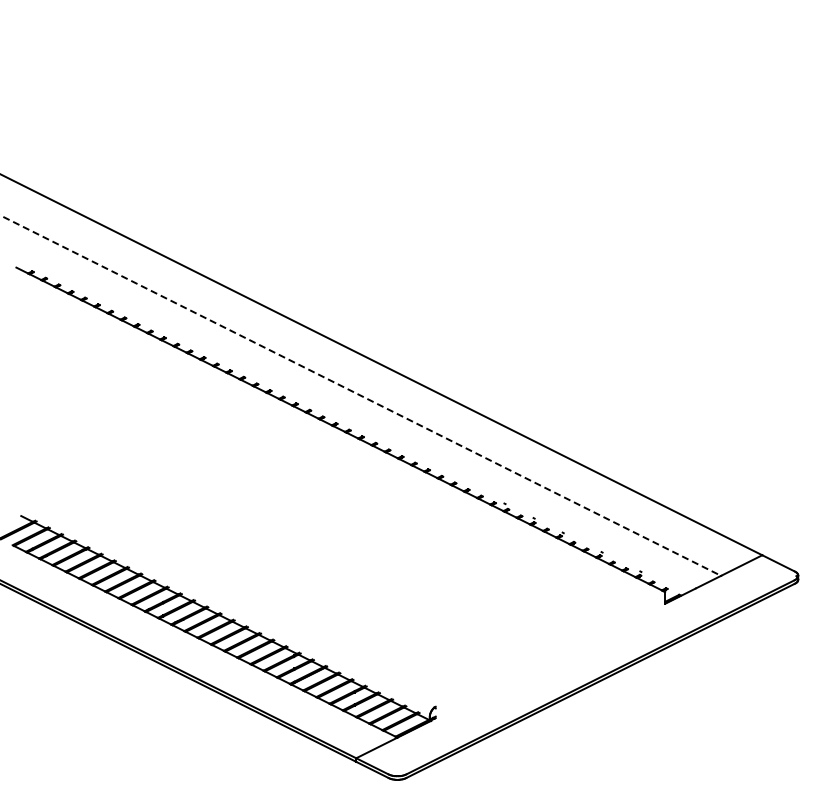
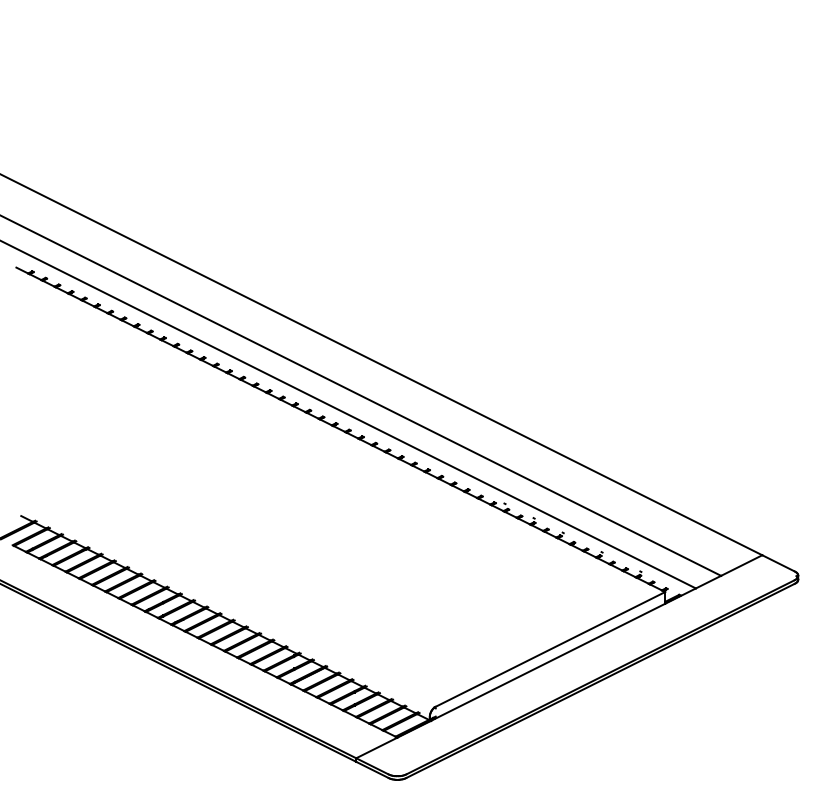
line: dashed -> solid (360, 395)
line: none -> present (348, 414)
line: none -> present (550, 649)
line: none -> present (548, 661)
